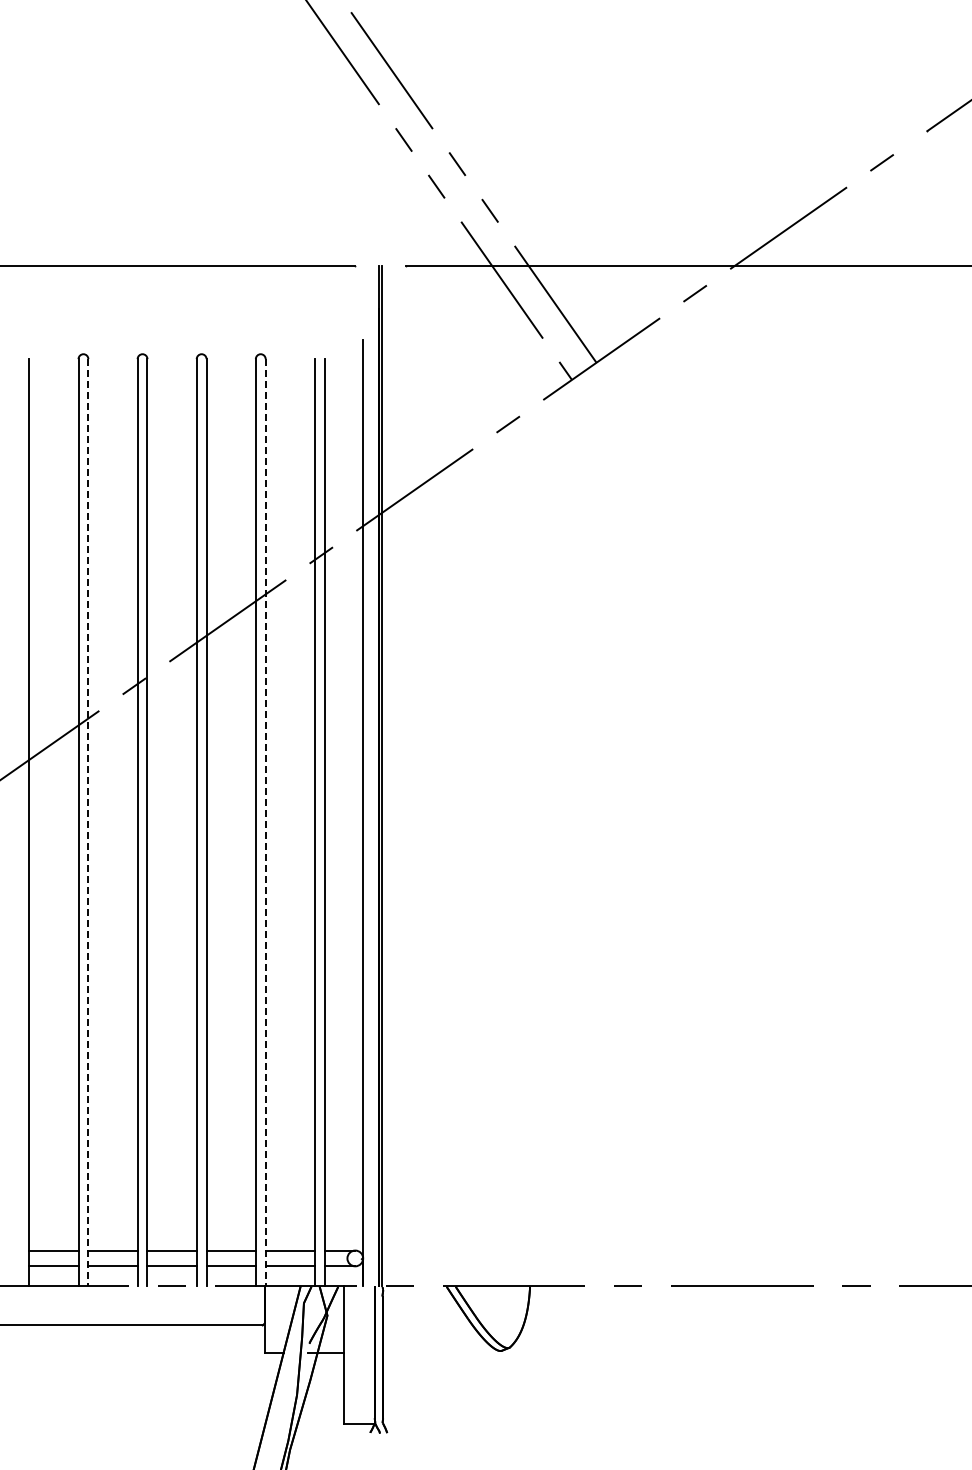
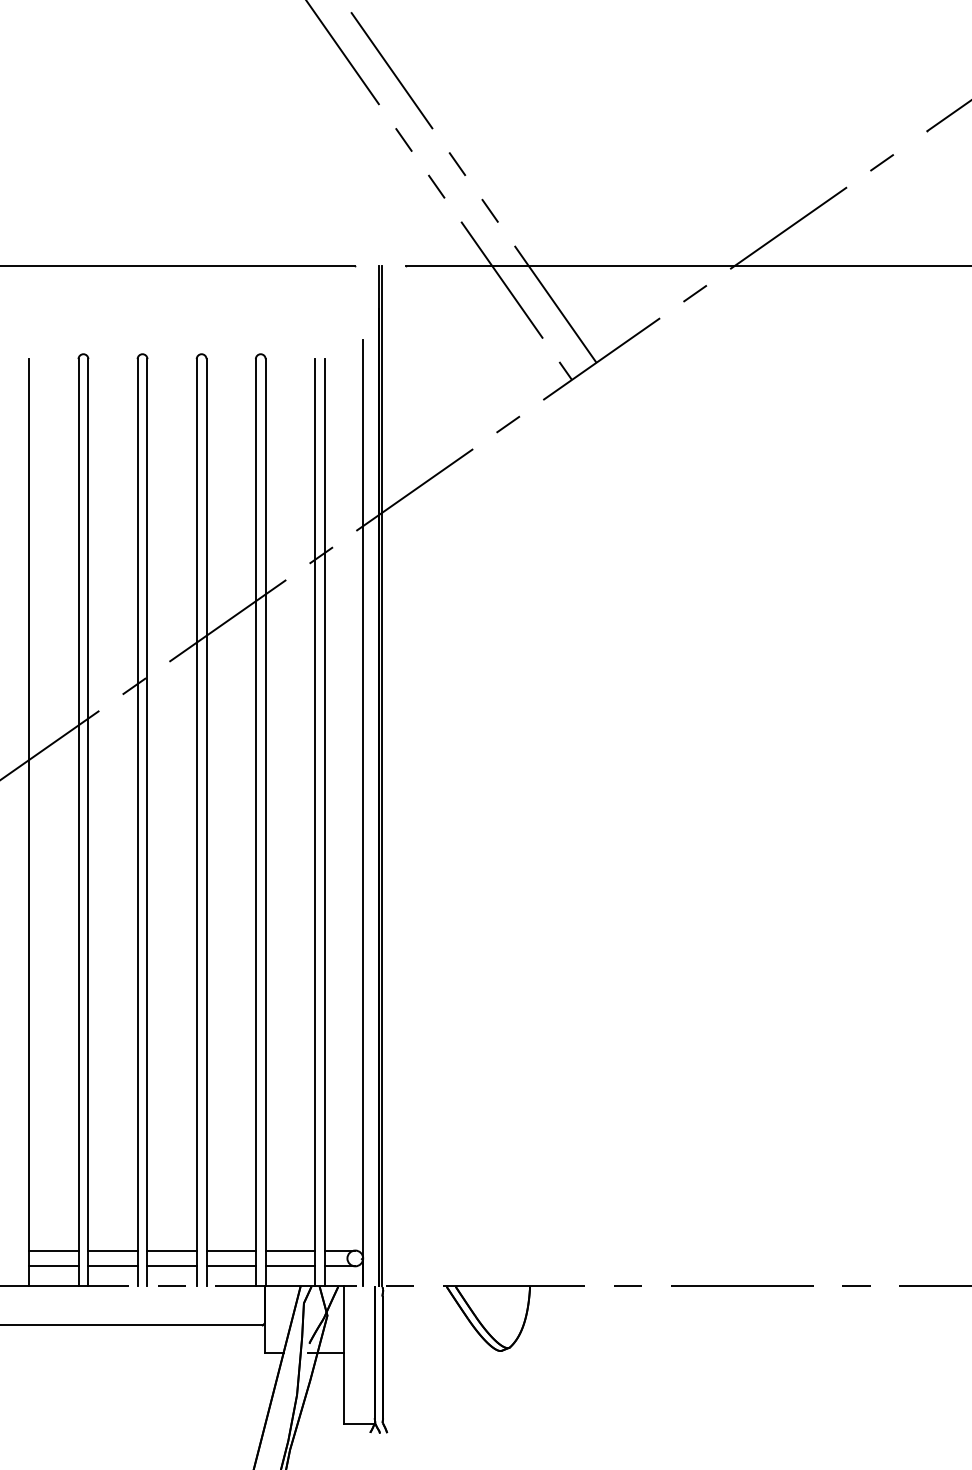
line: dashed -> solid (88, 823)
line: dashed -> solid (265, 823)
